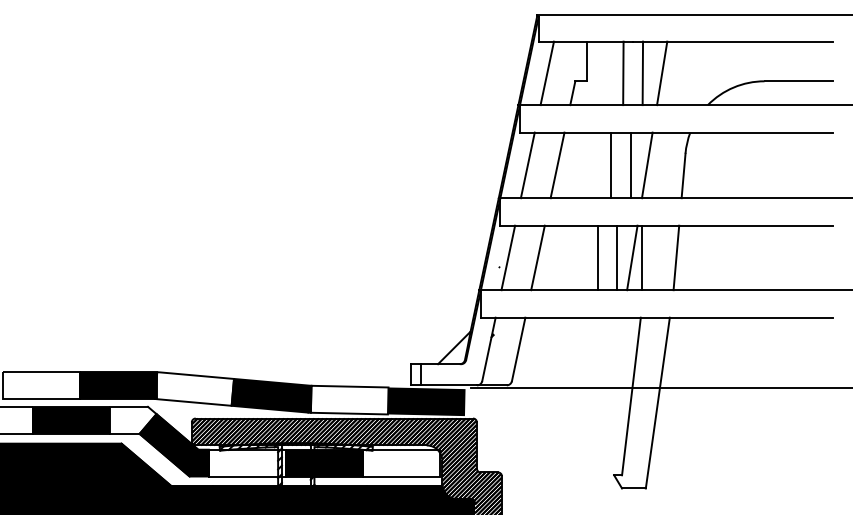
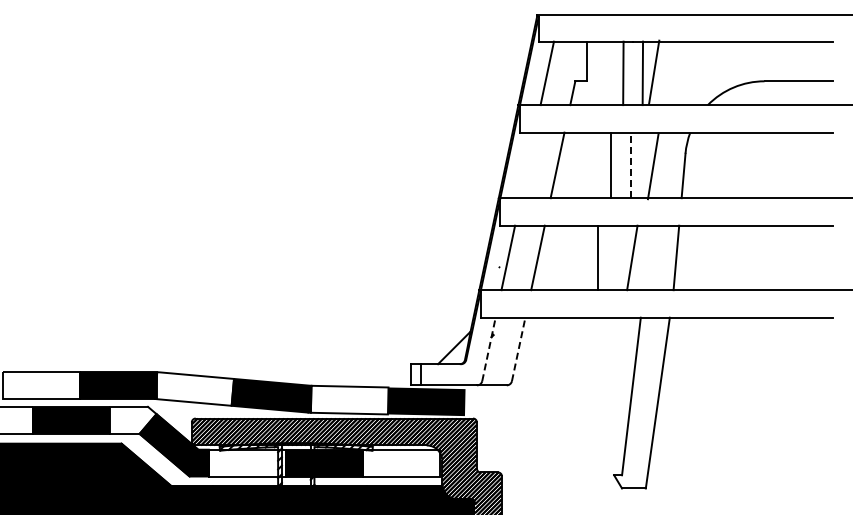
line position: (662, 73) -> (654, 72) (654, 72)
line: present -> none (527, 165)
line: solid -> dashed (630, 165)
line position: (646, 165) -> (652, 166) (652, 166)
line: present -> none (617, 257)
line: present -> none (641, 257)
line: solid -> dashed (489, 348)
line: solid -> dashed (518, 348)
line: present -> none (660, 388)
